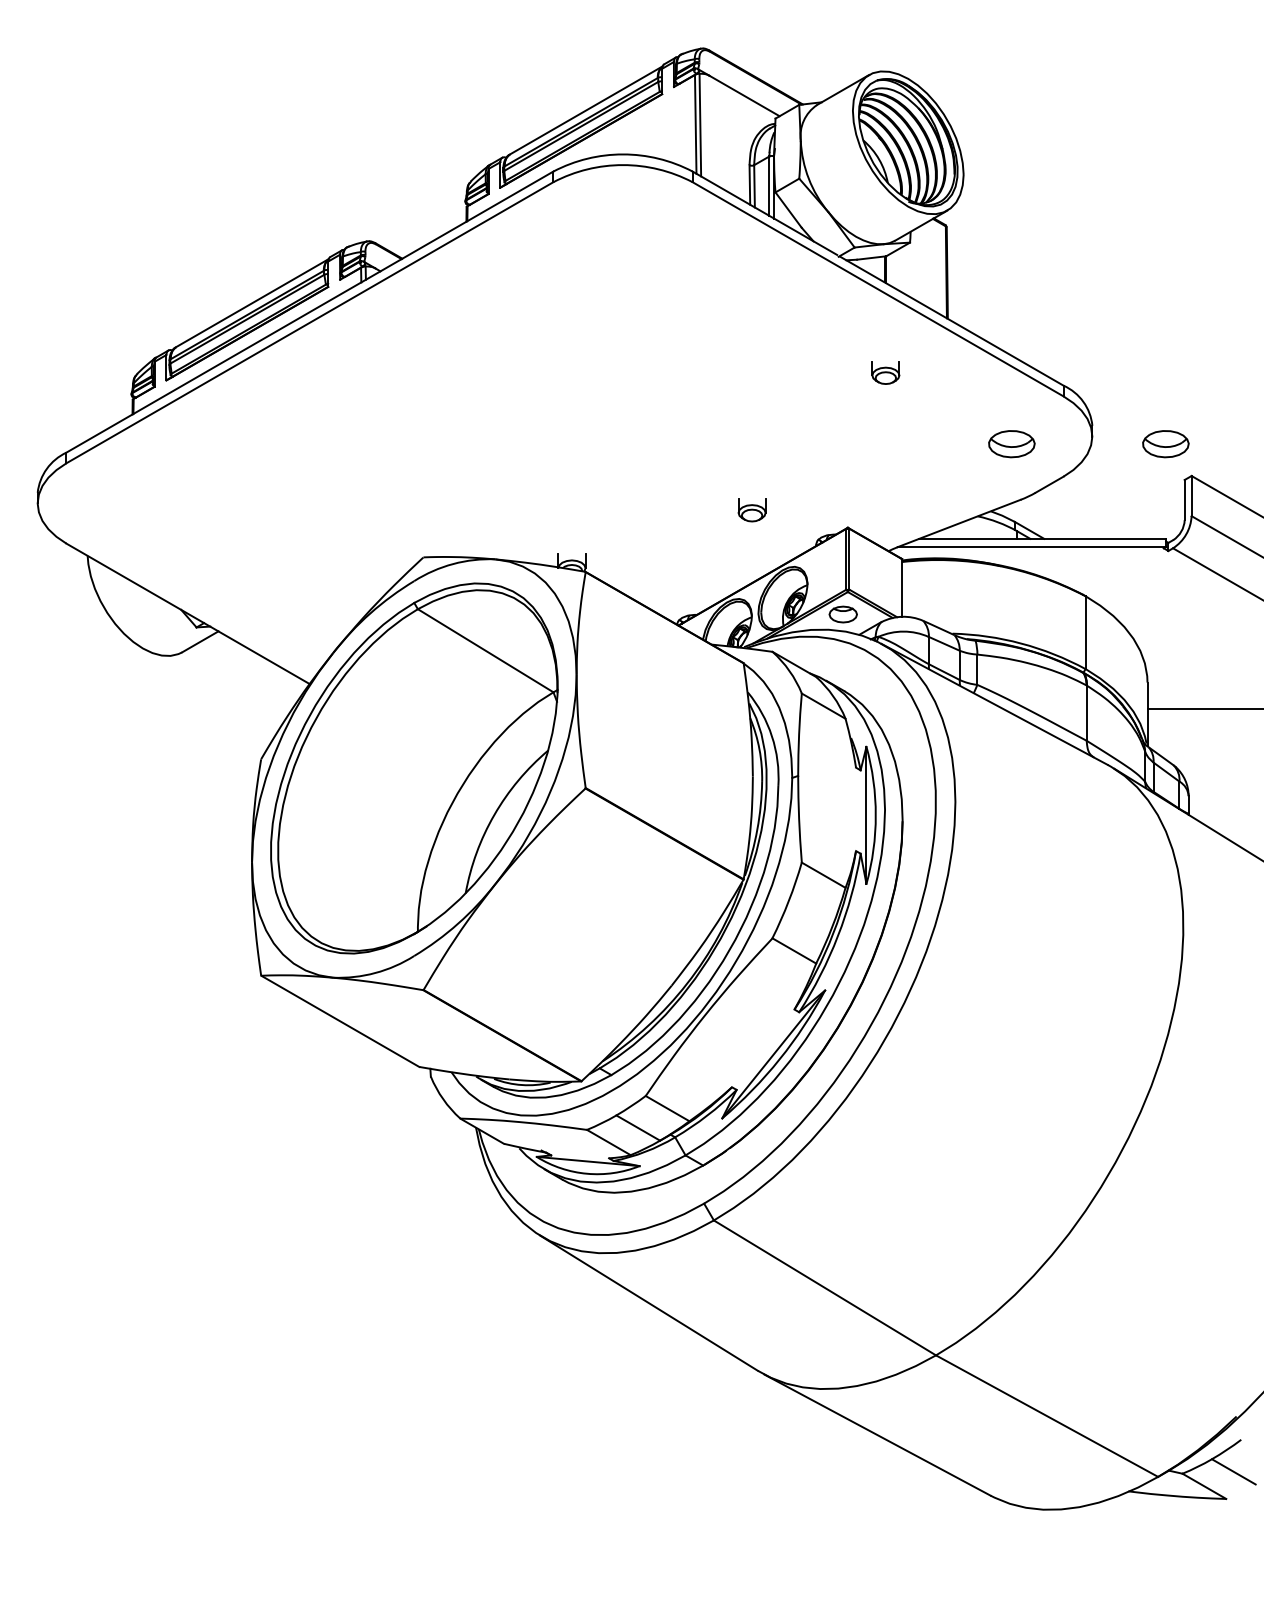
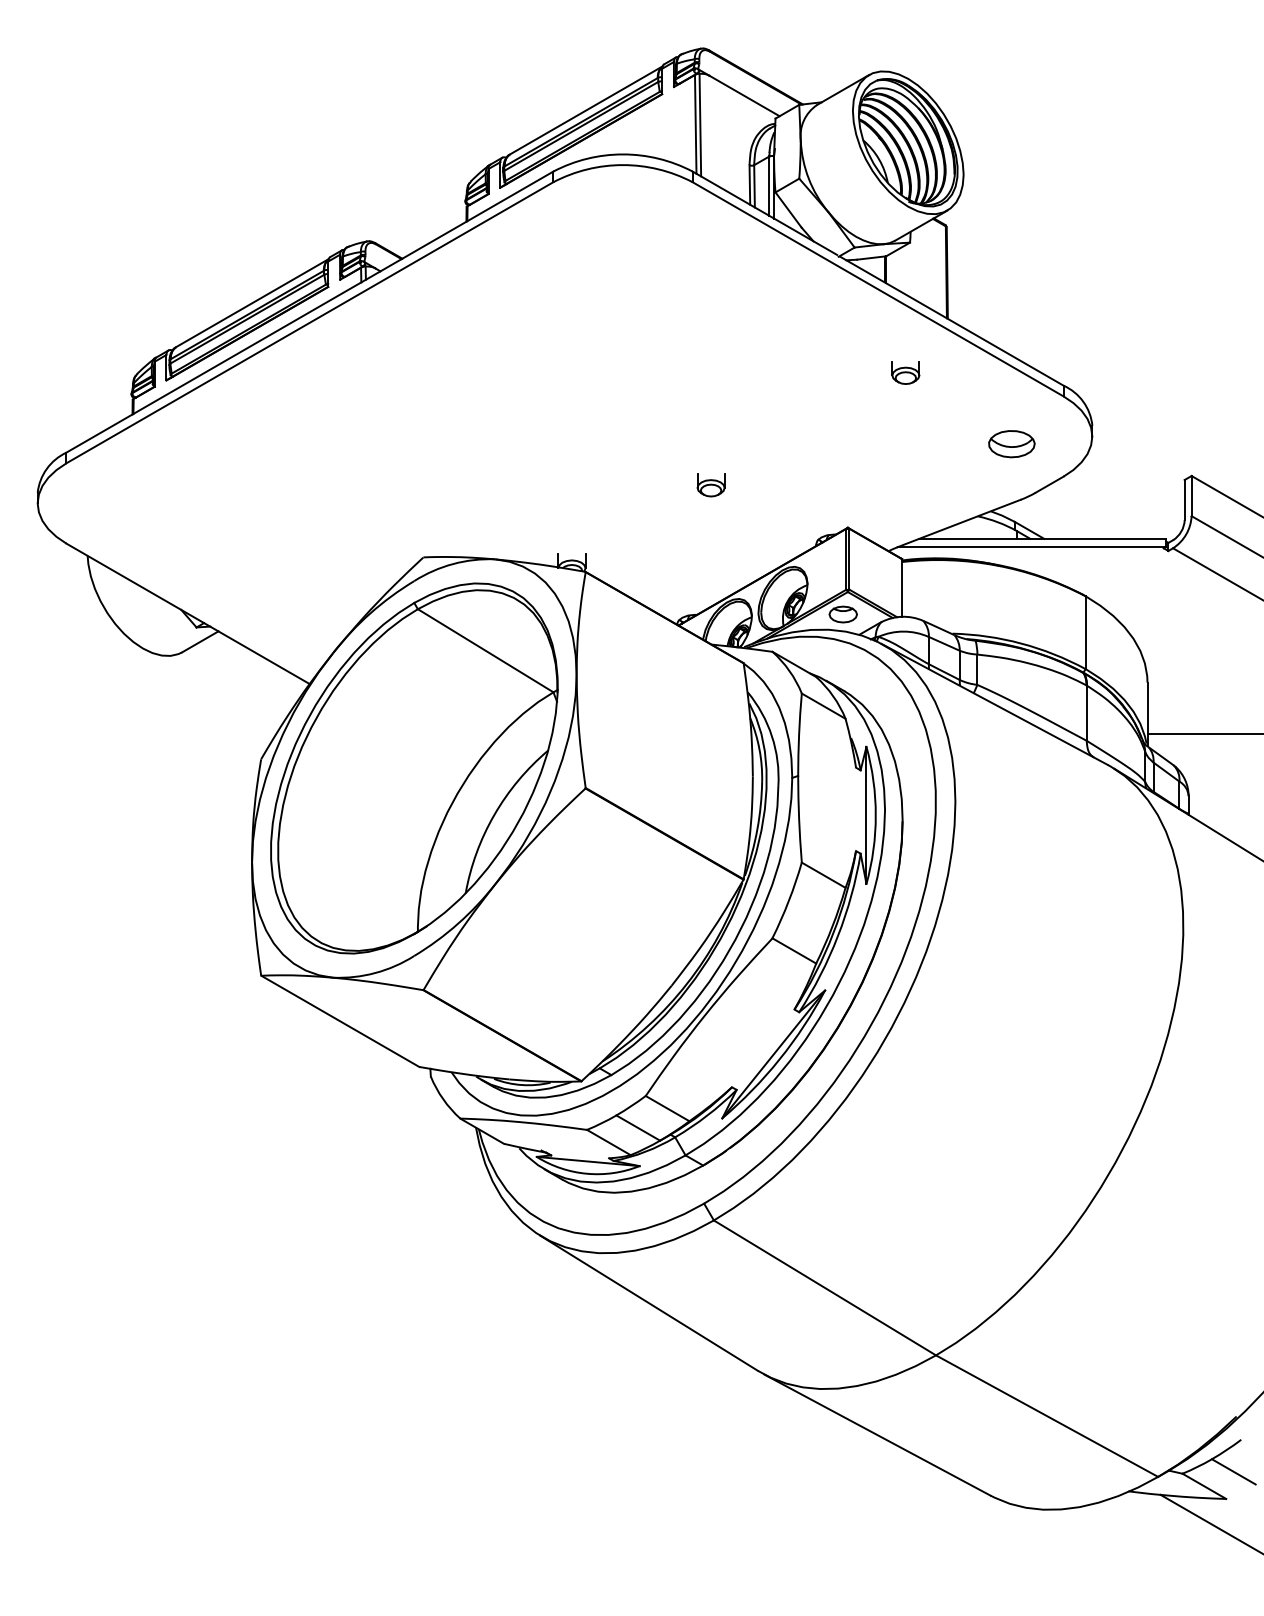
part position: (885, 372) -> (905, 372) (905, 372)
part: present -> none (1165, 444)
part position: (751, 510) -> (710, 485) (710, 485)
line position: (1203, 709) -> (1203, 734) (1203, 734)
line: none -> present (1210, 1523)
